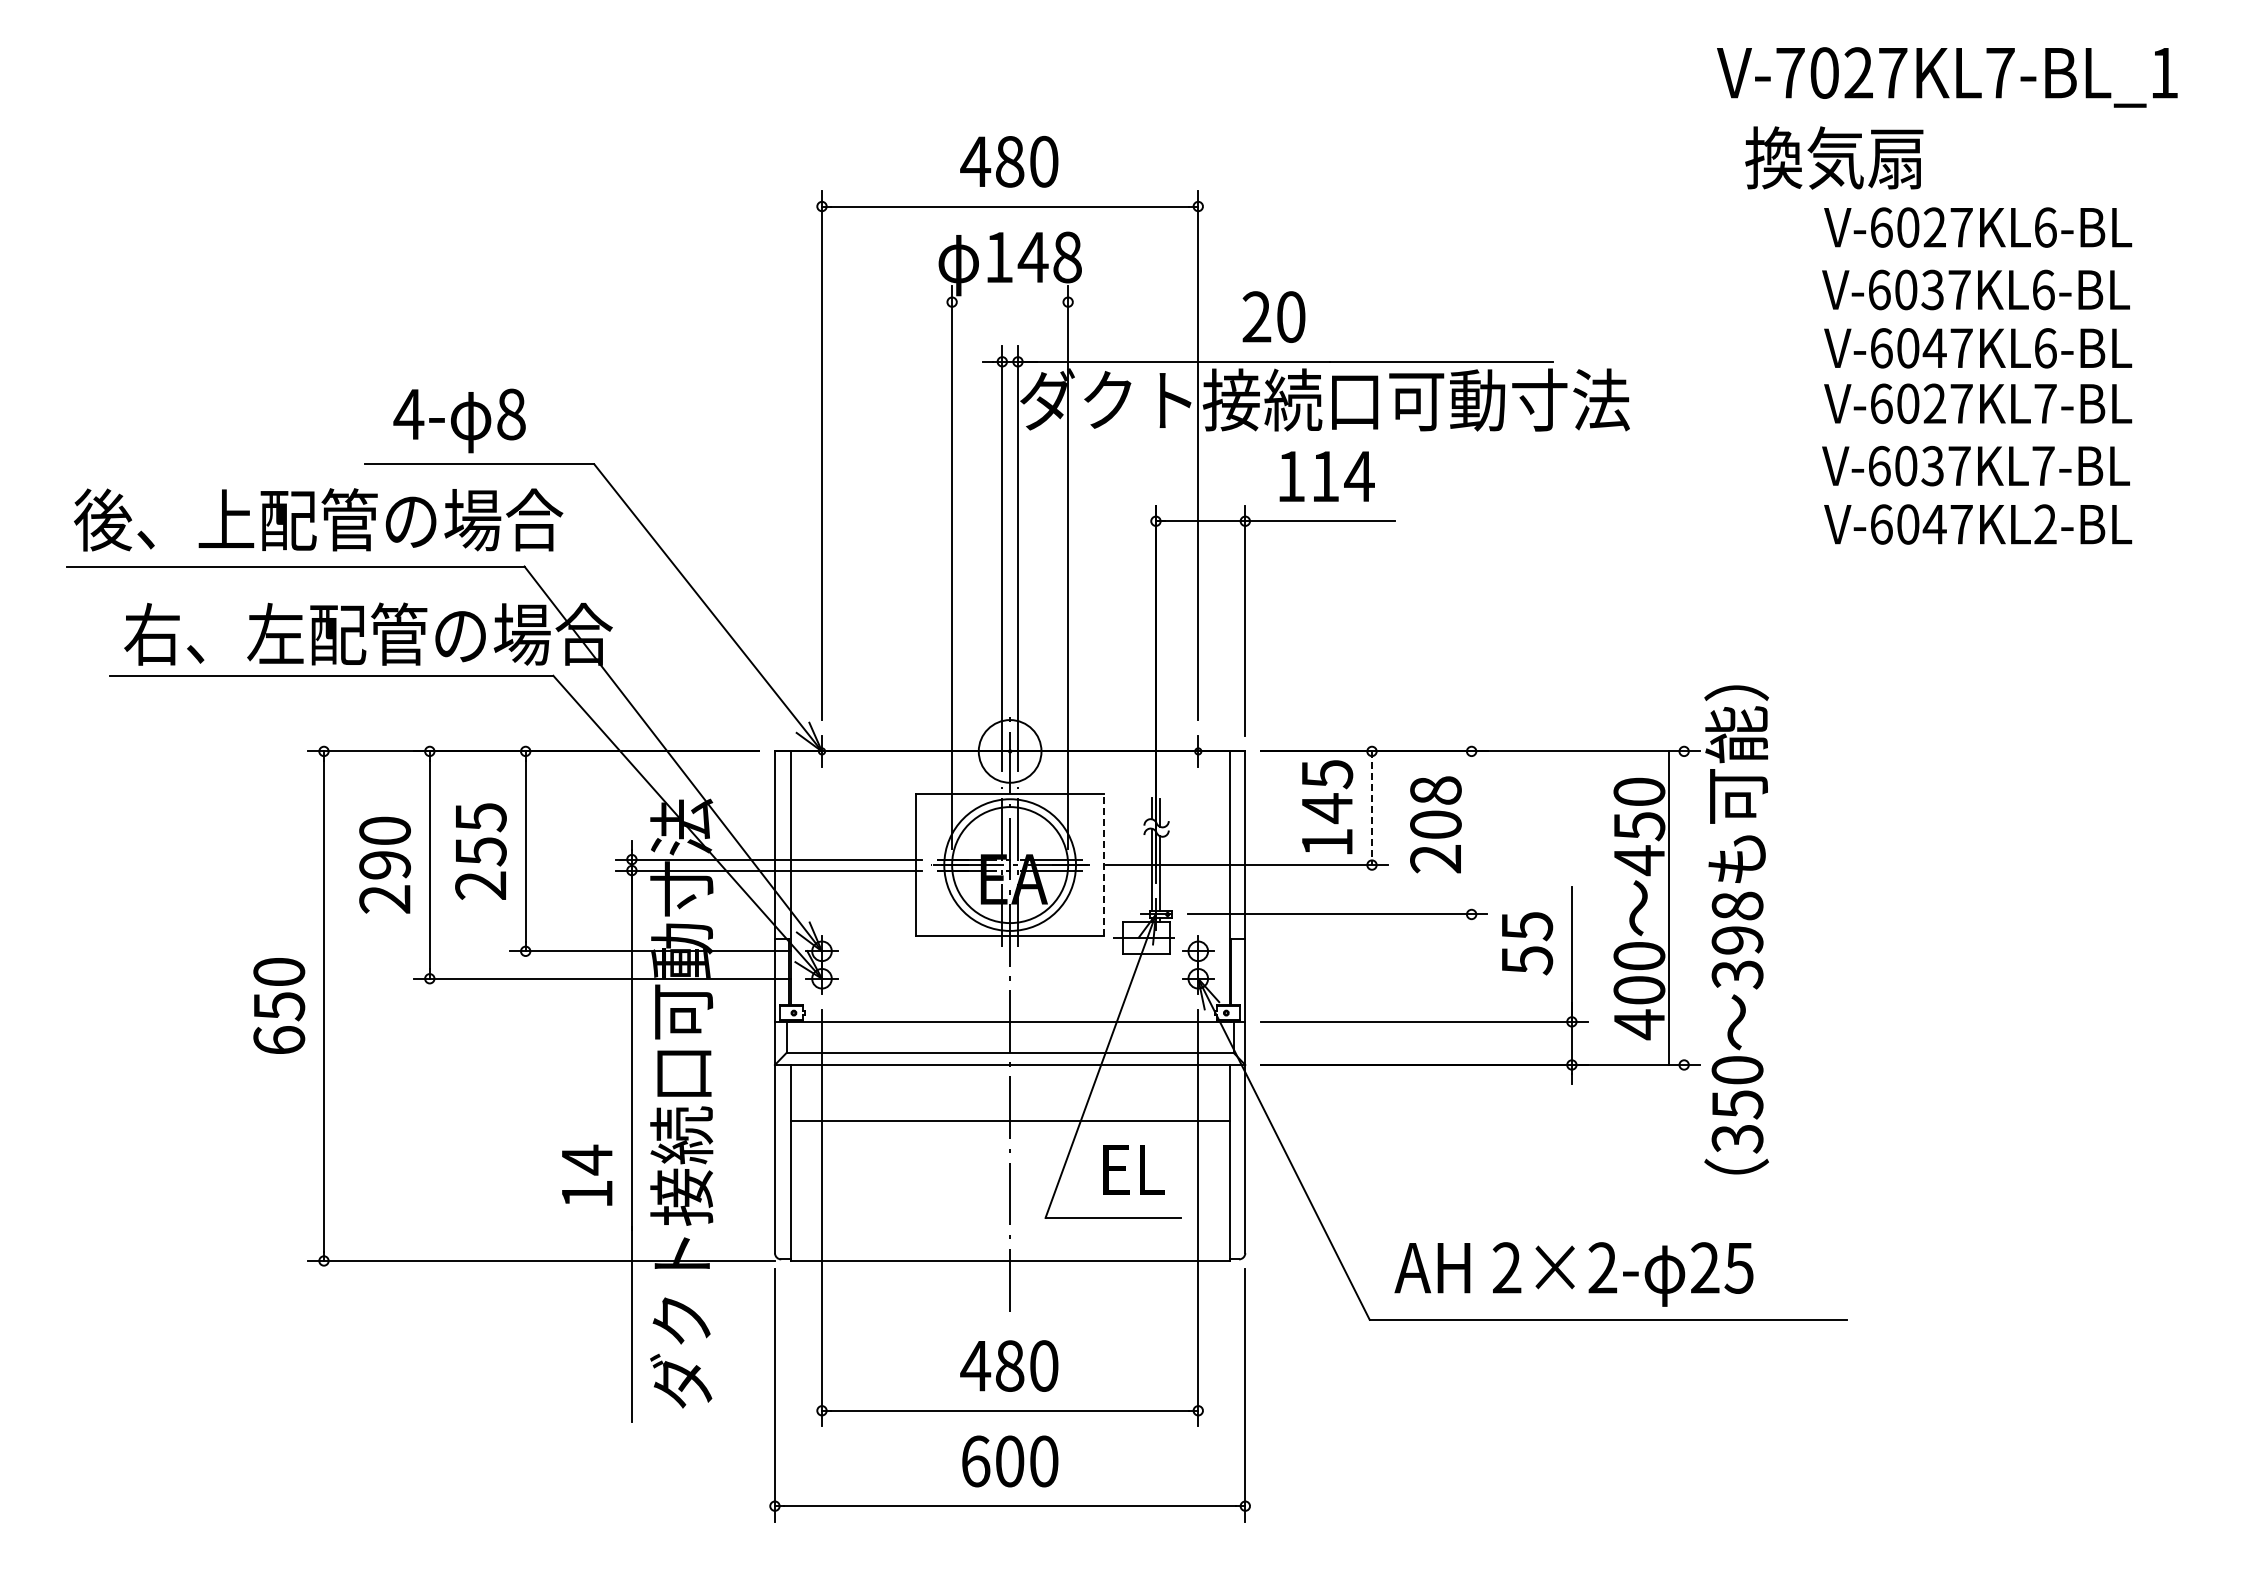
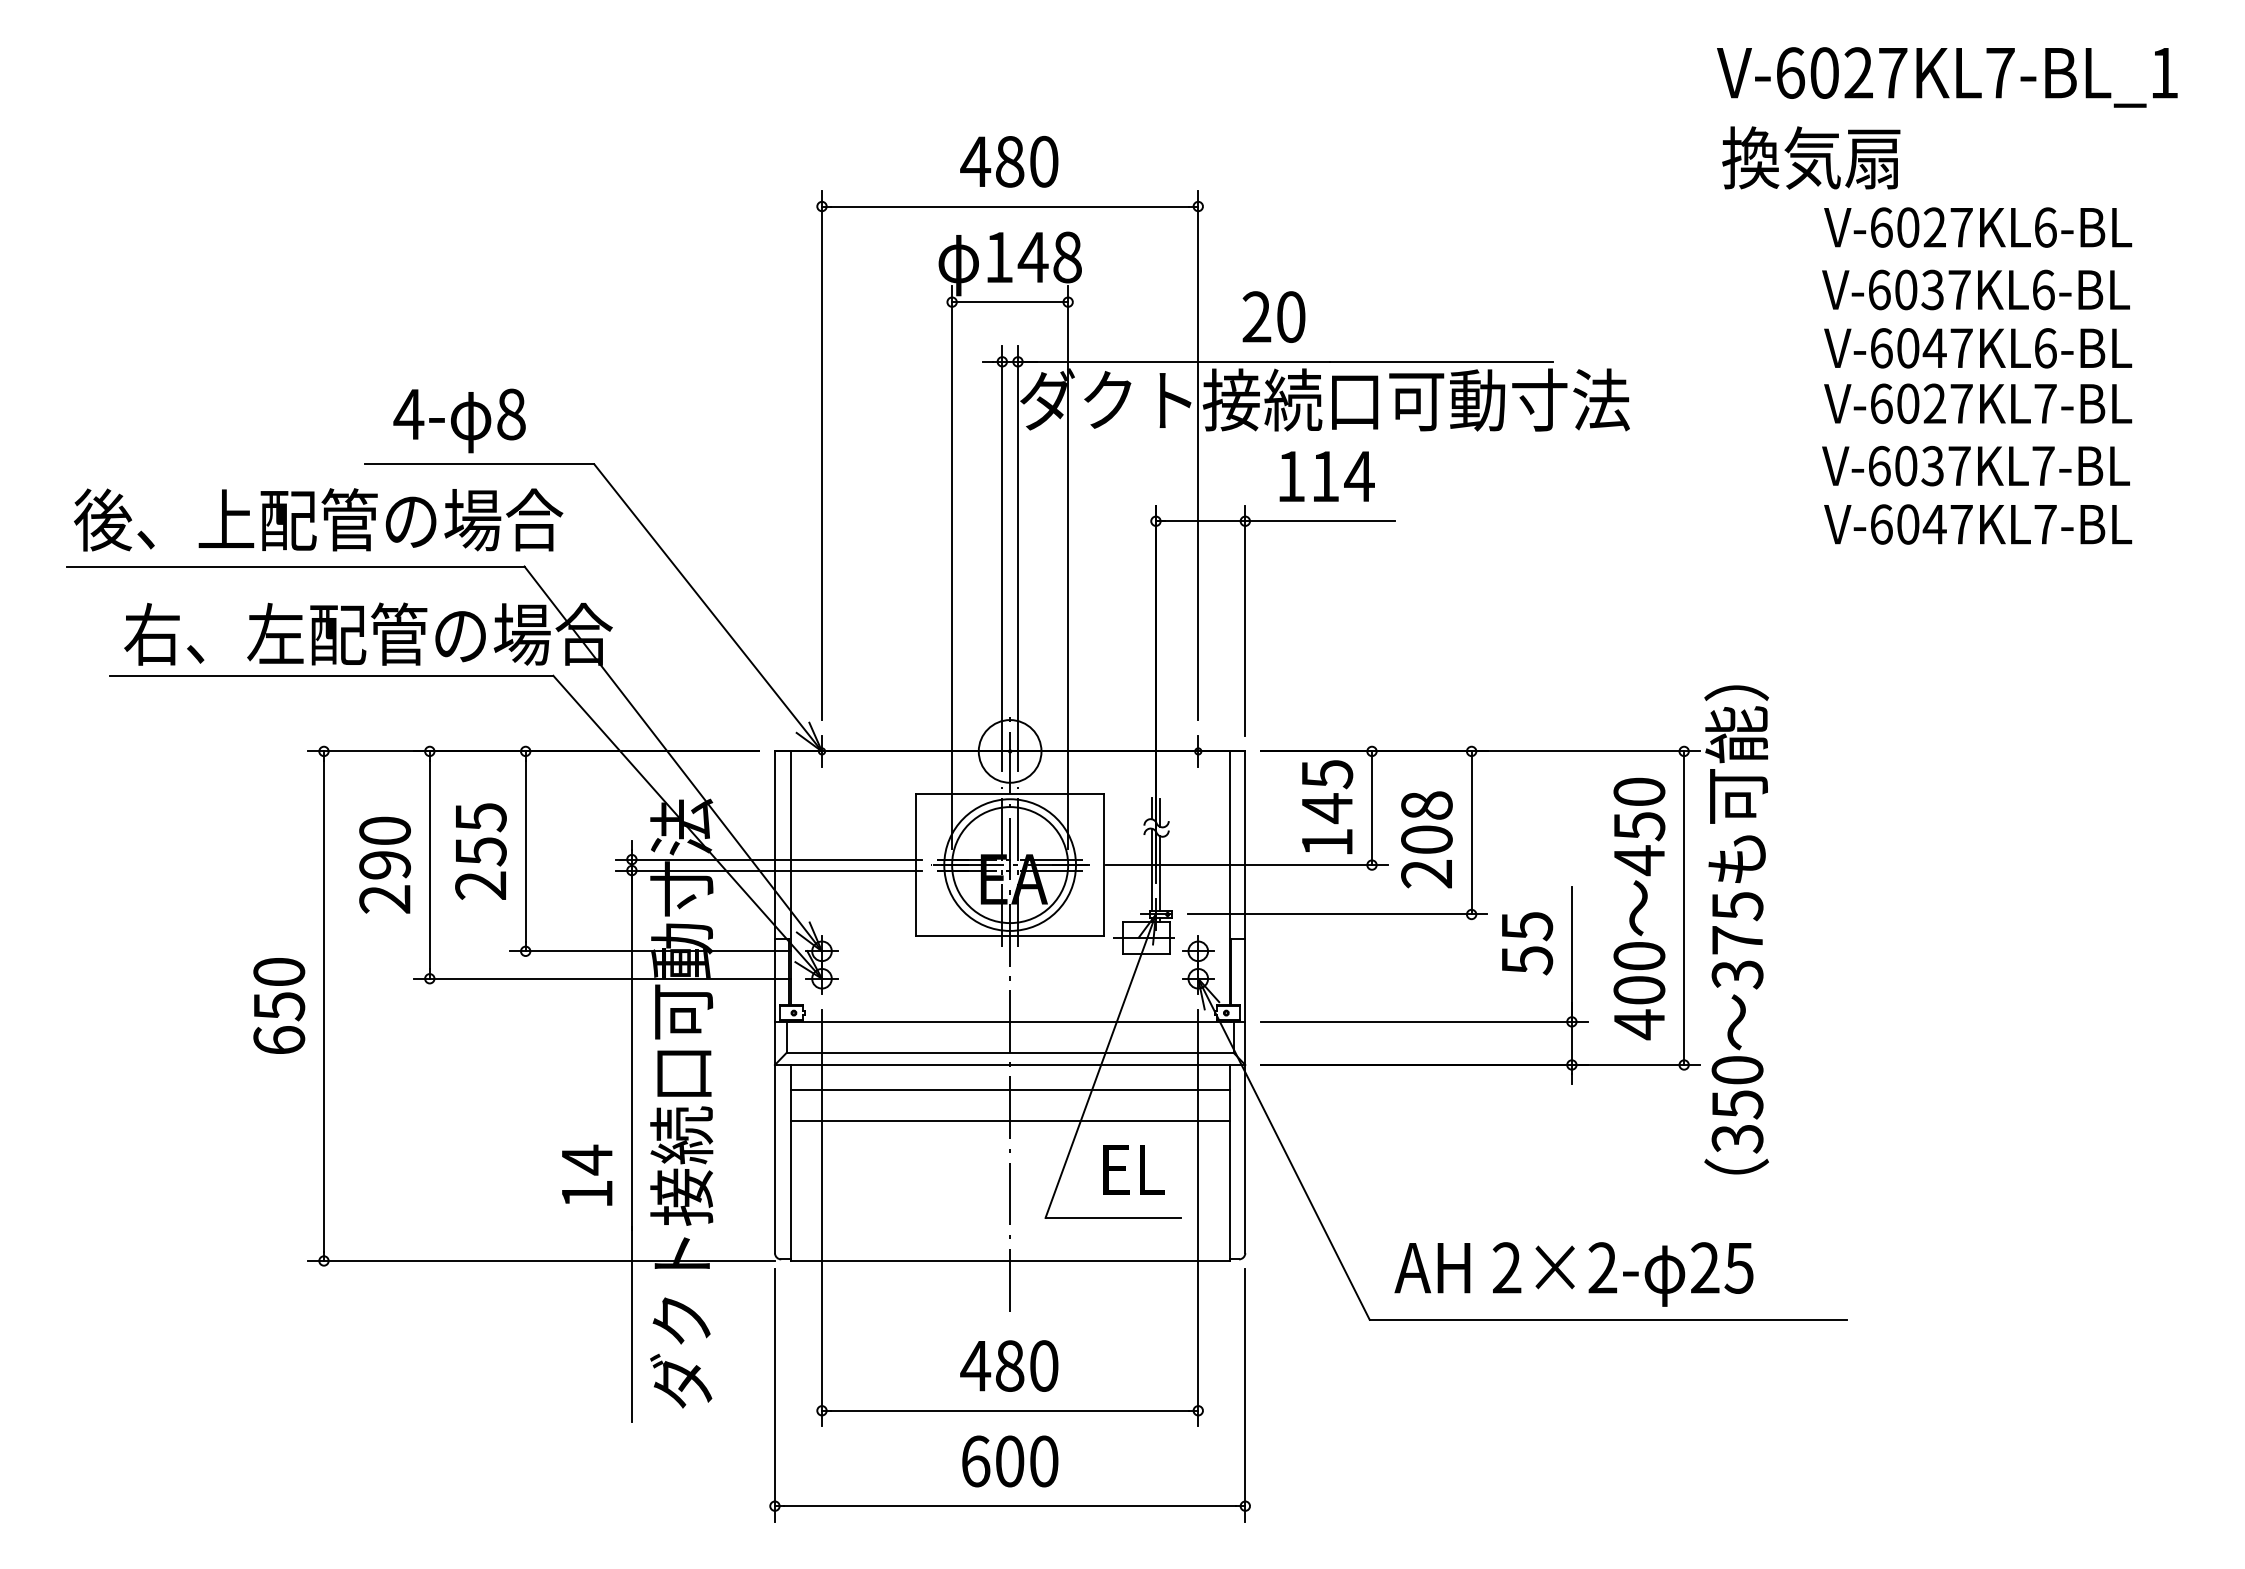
text: V-7027KL7-BL_1 -> V-6027KL7-BL_1 (1790, 72)
text position: (1834, 157) -> (1811, 157) (1811, 157)
line: none -> present (1010, 302)
text: V-6047KL2-BL -> V-6047KL7-BL (2045, 524)
line: dashed -> solid (1372, 808)
text position: (1435, 824) -> (1426, 839) (1426, 839)
line: none -> present (1471, 832)
line: dashed -> solid (1104, 864)
line position: (1669, 907) -> (1684, 907) (1684, 907)
text: 398 -> 375 (1737, 922)
line: none -> present (1009, 1090)
